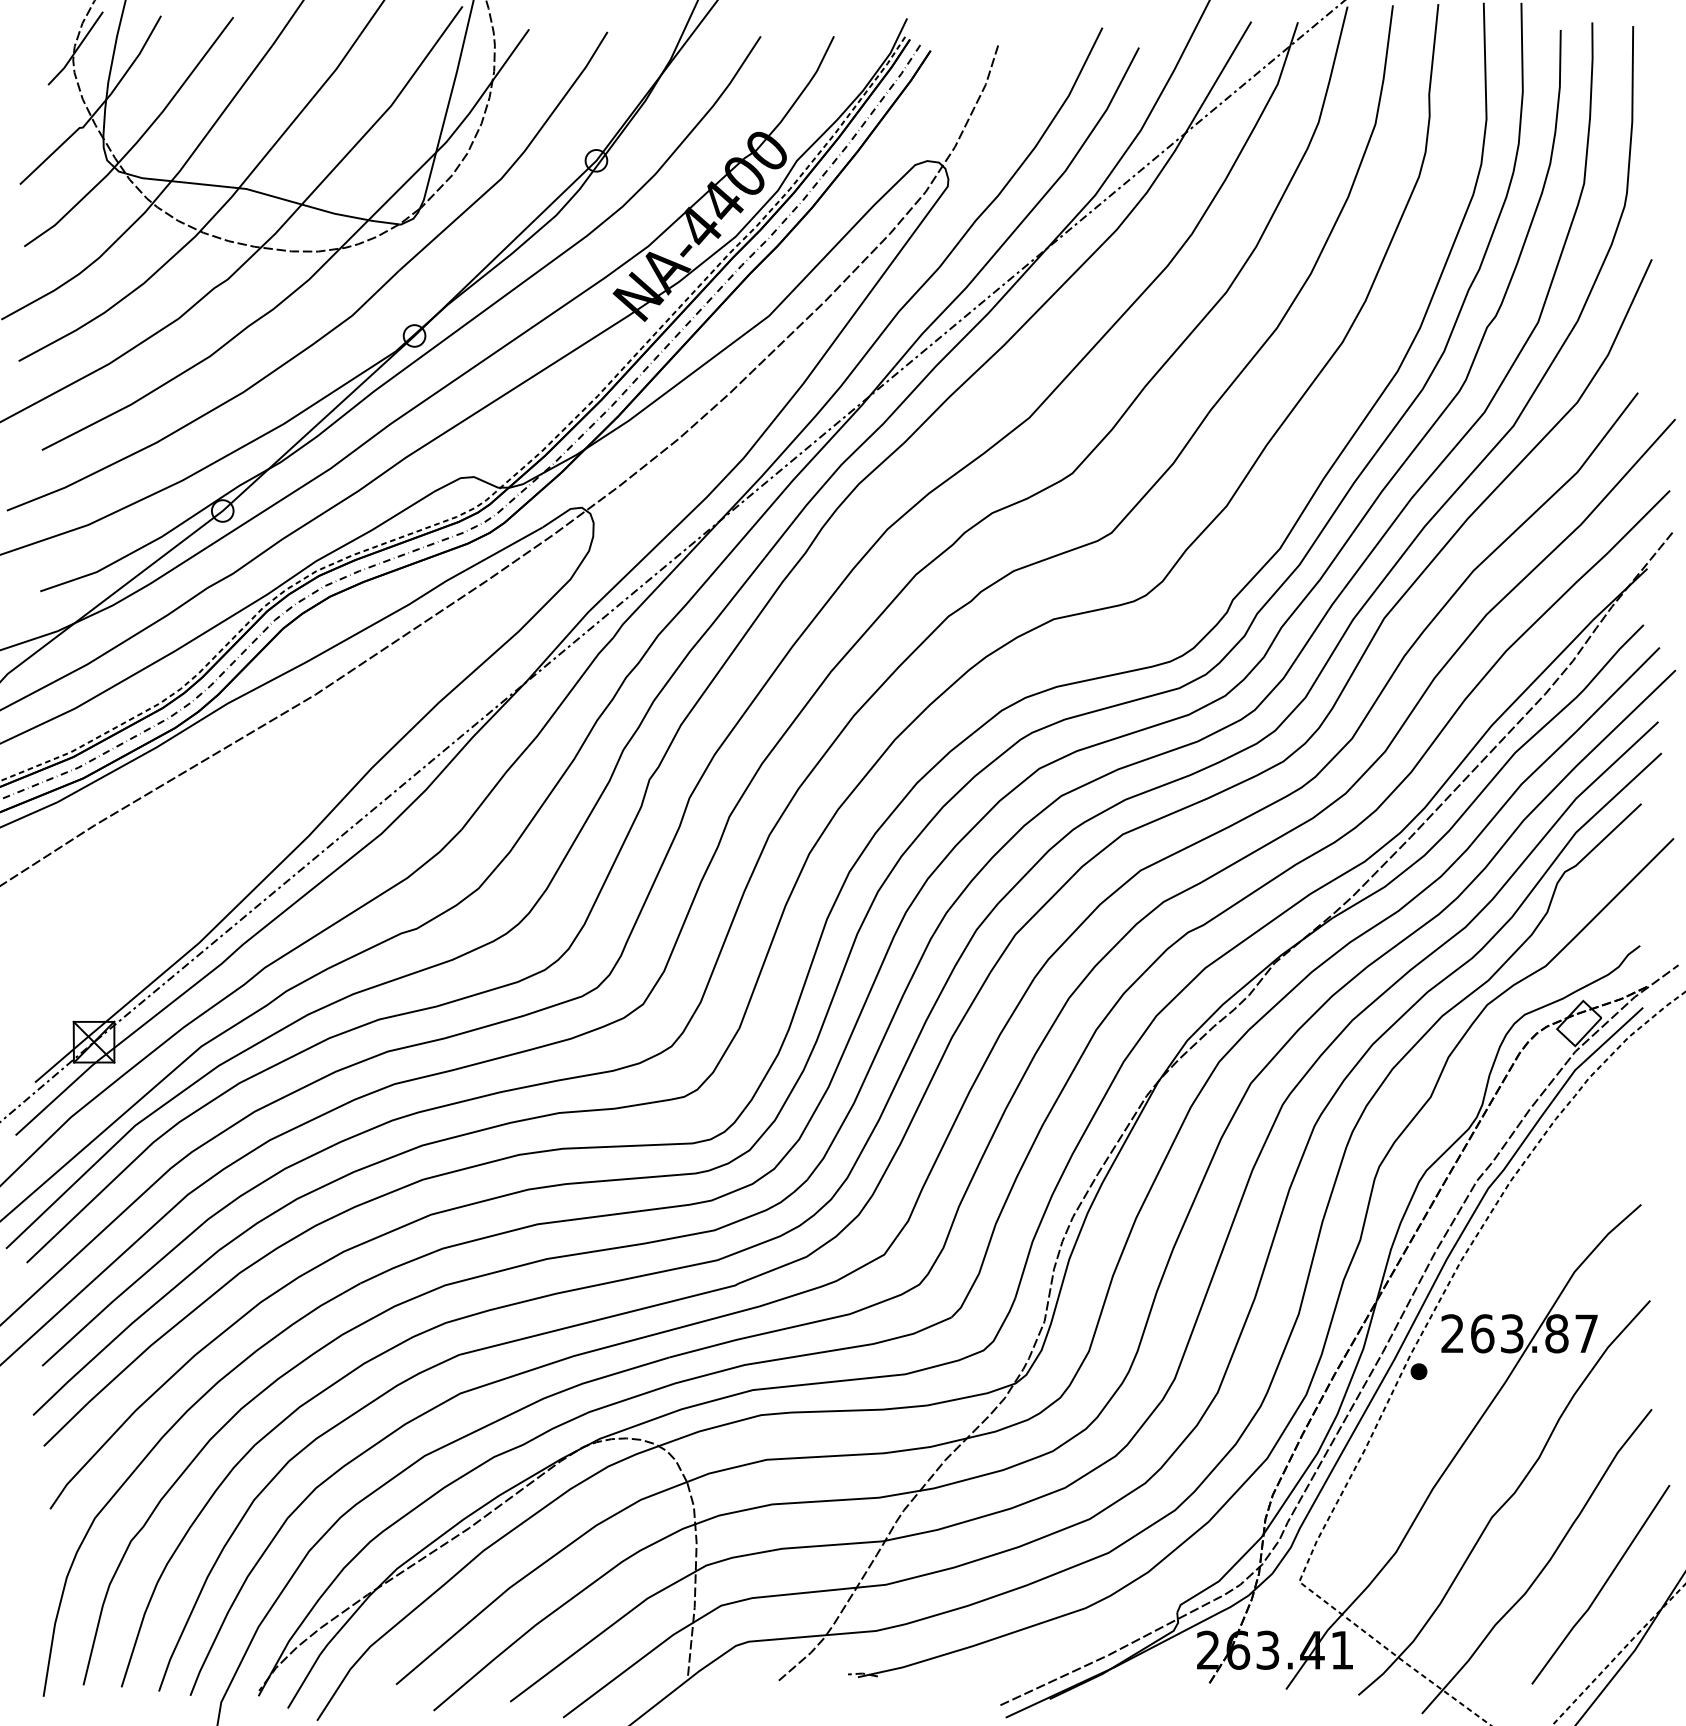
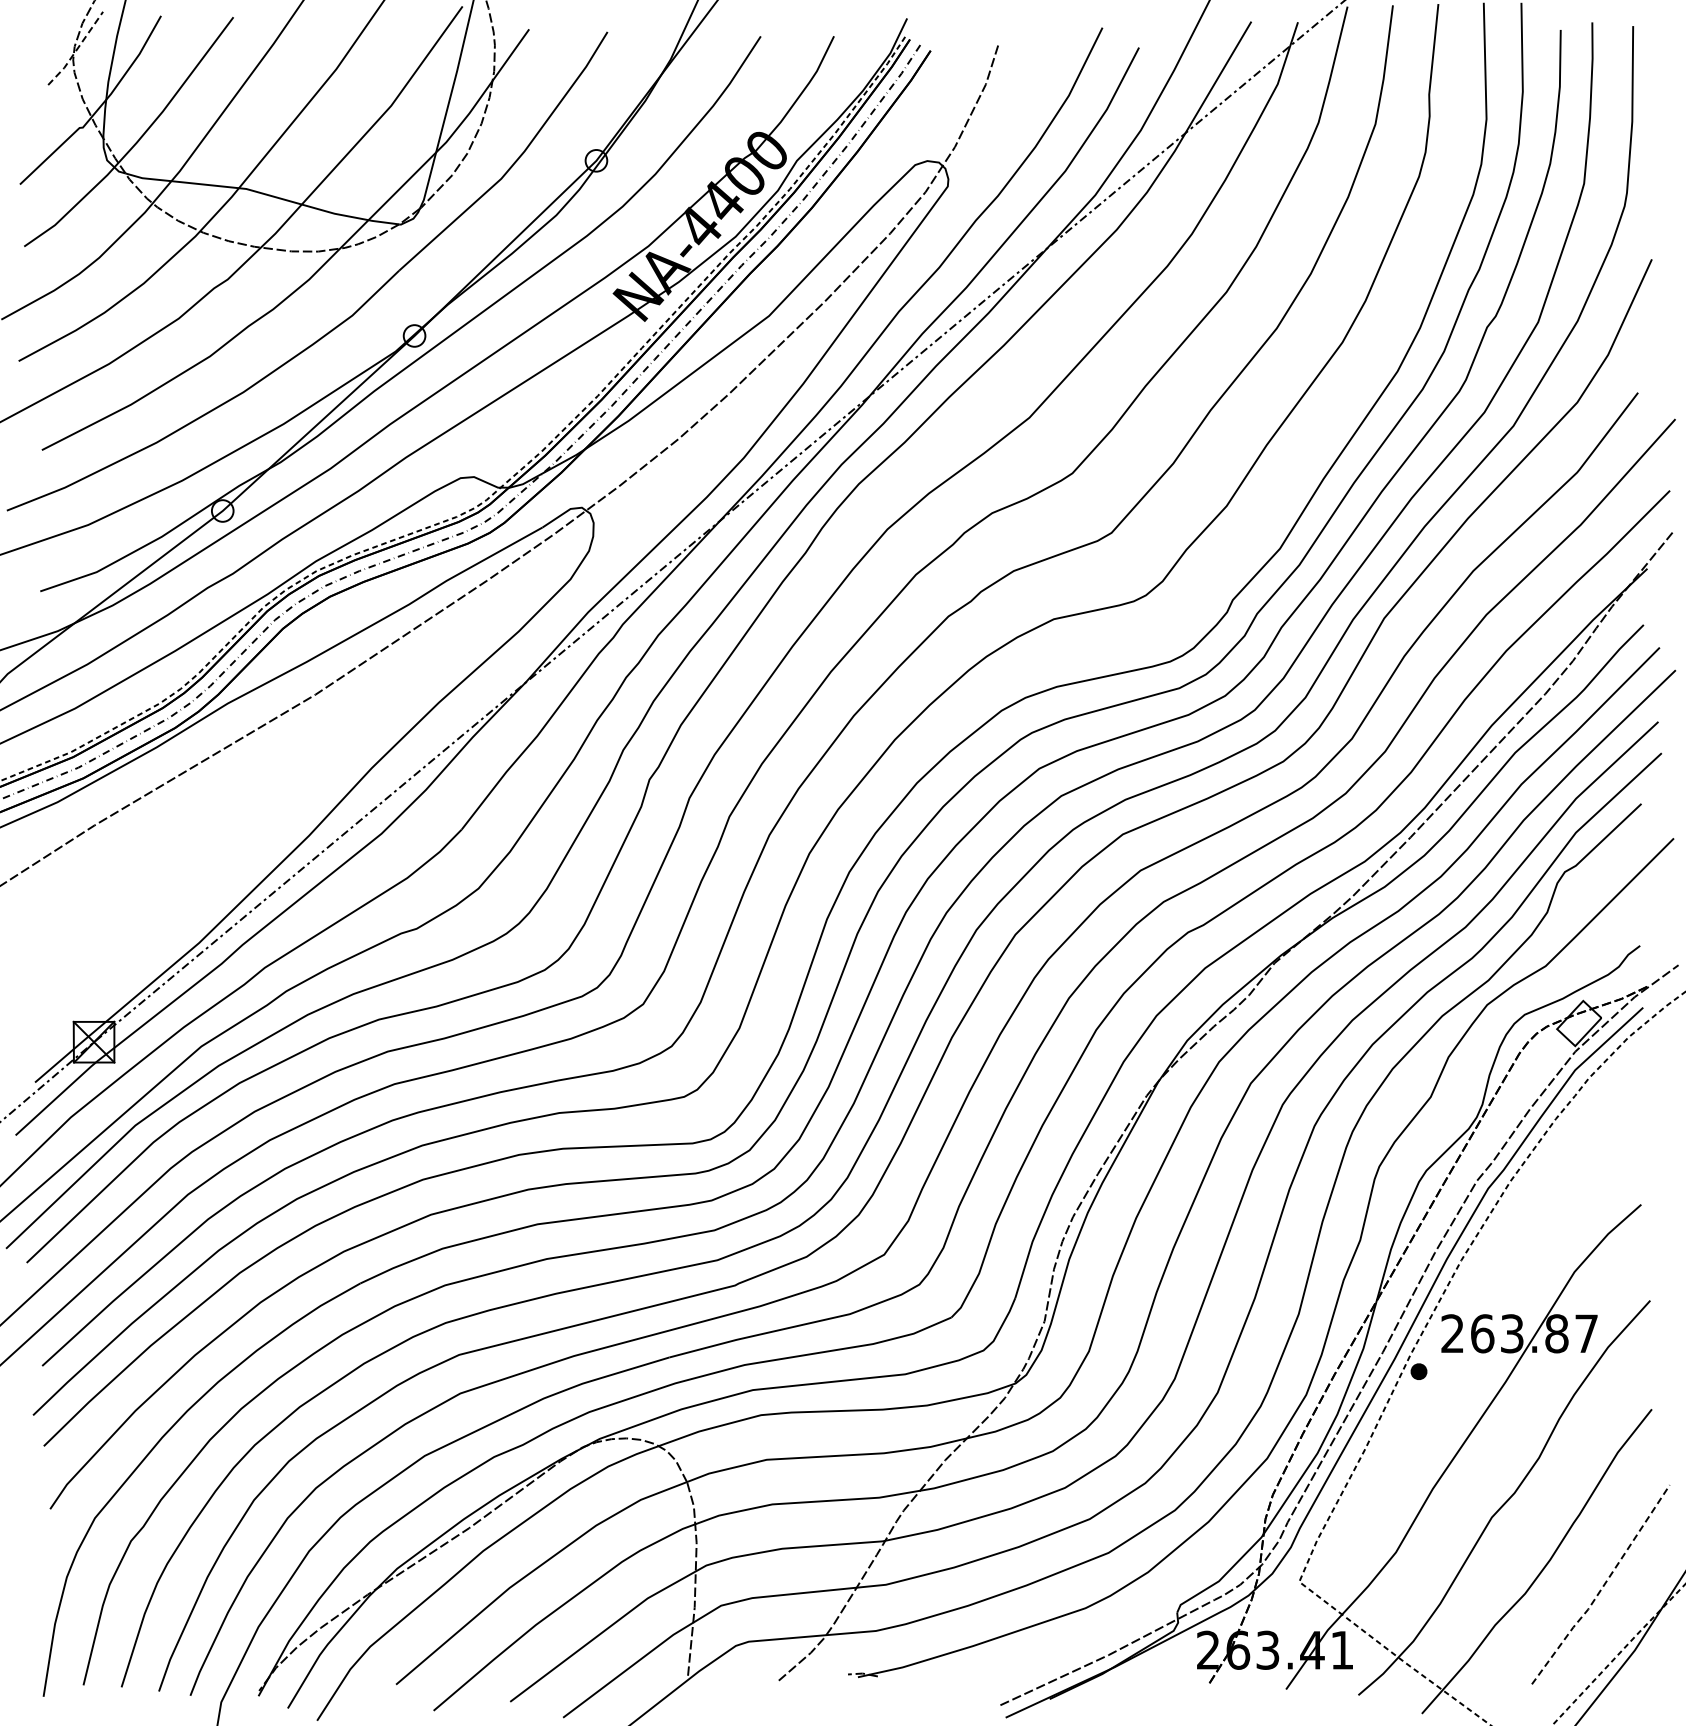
line: solid -> dashed (76, 50)
line: solid -> dashed (1602, 1587)
